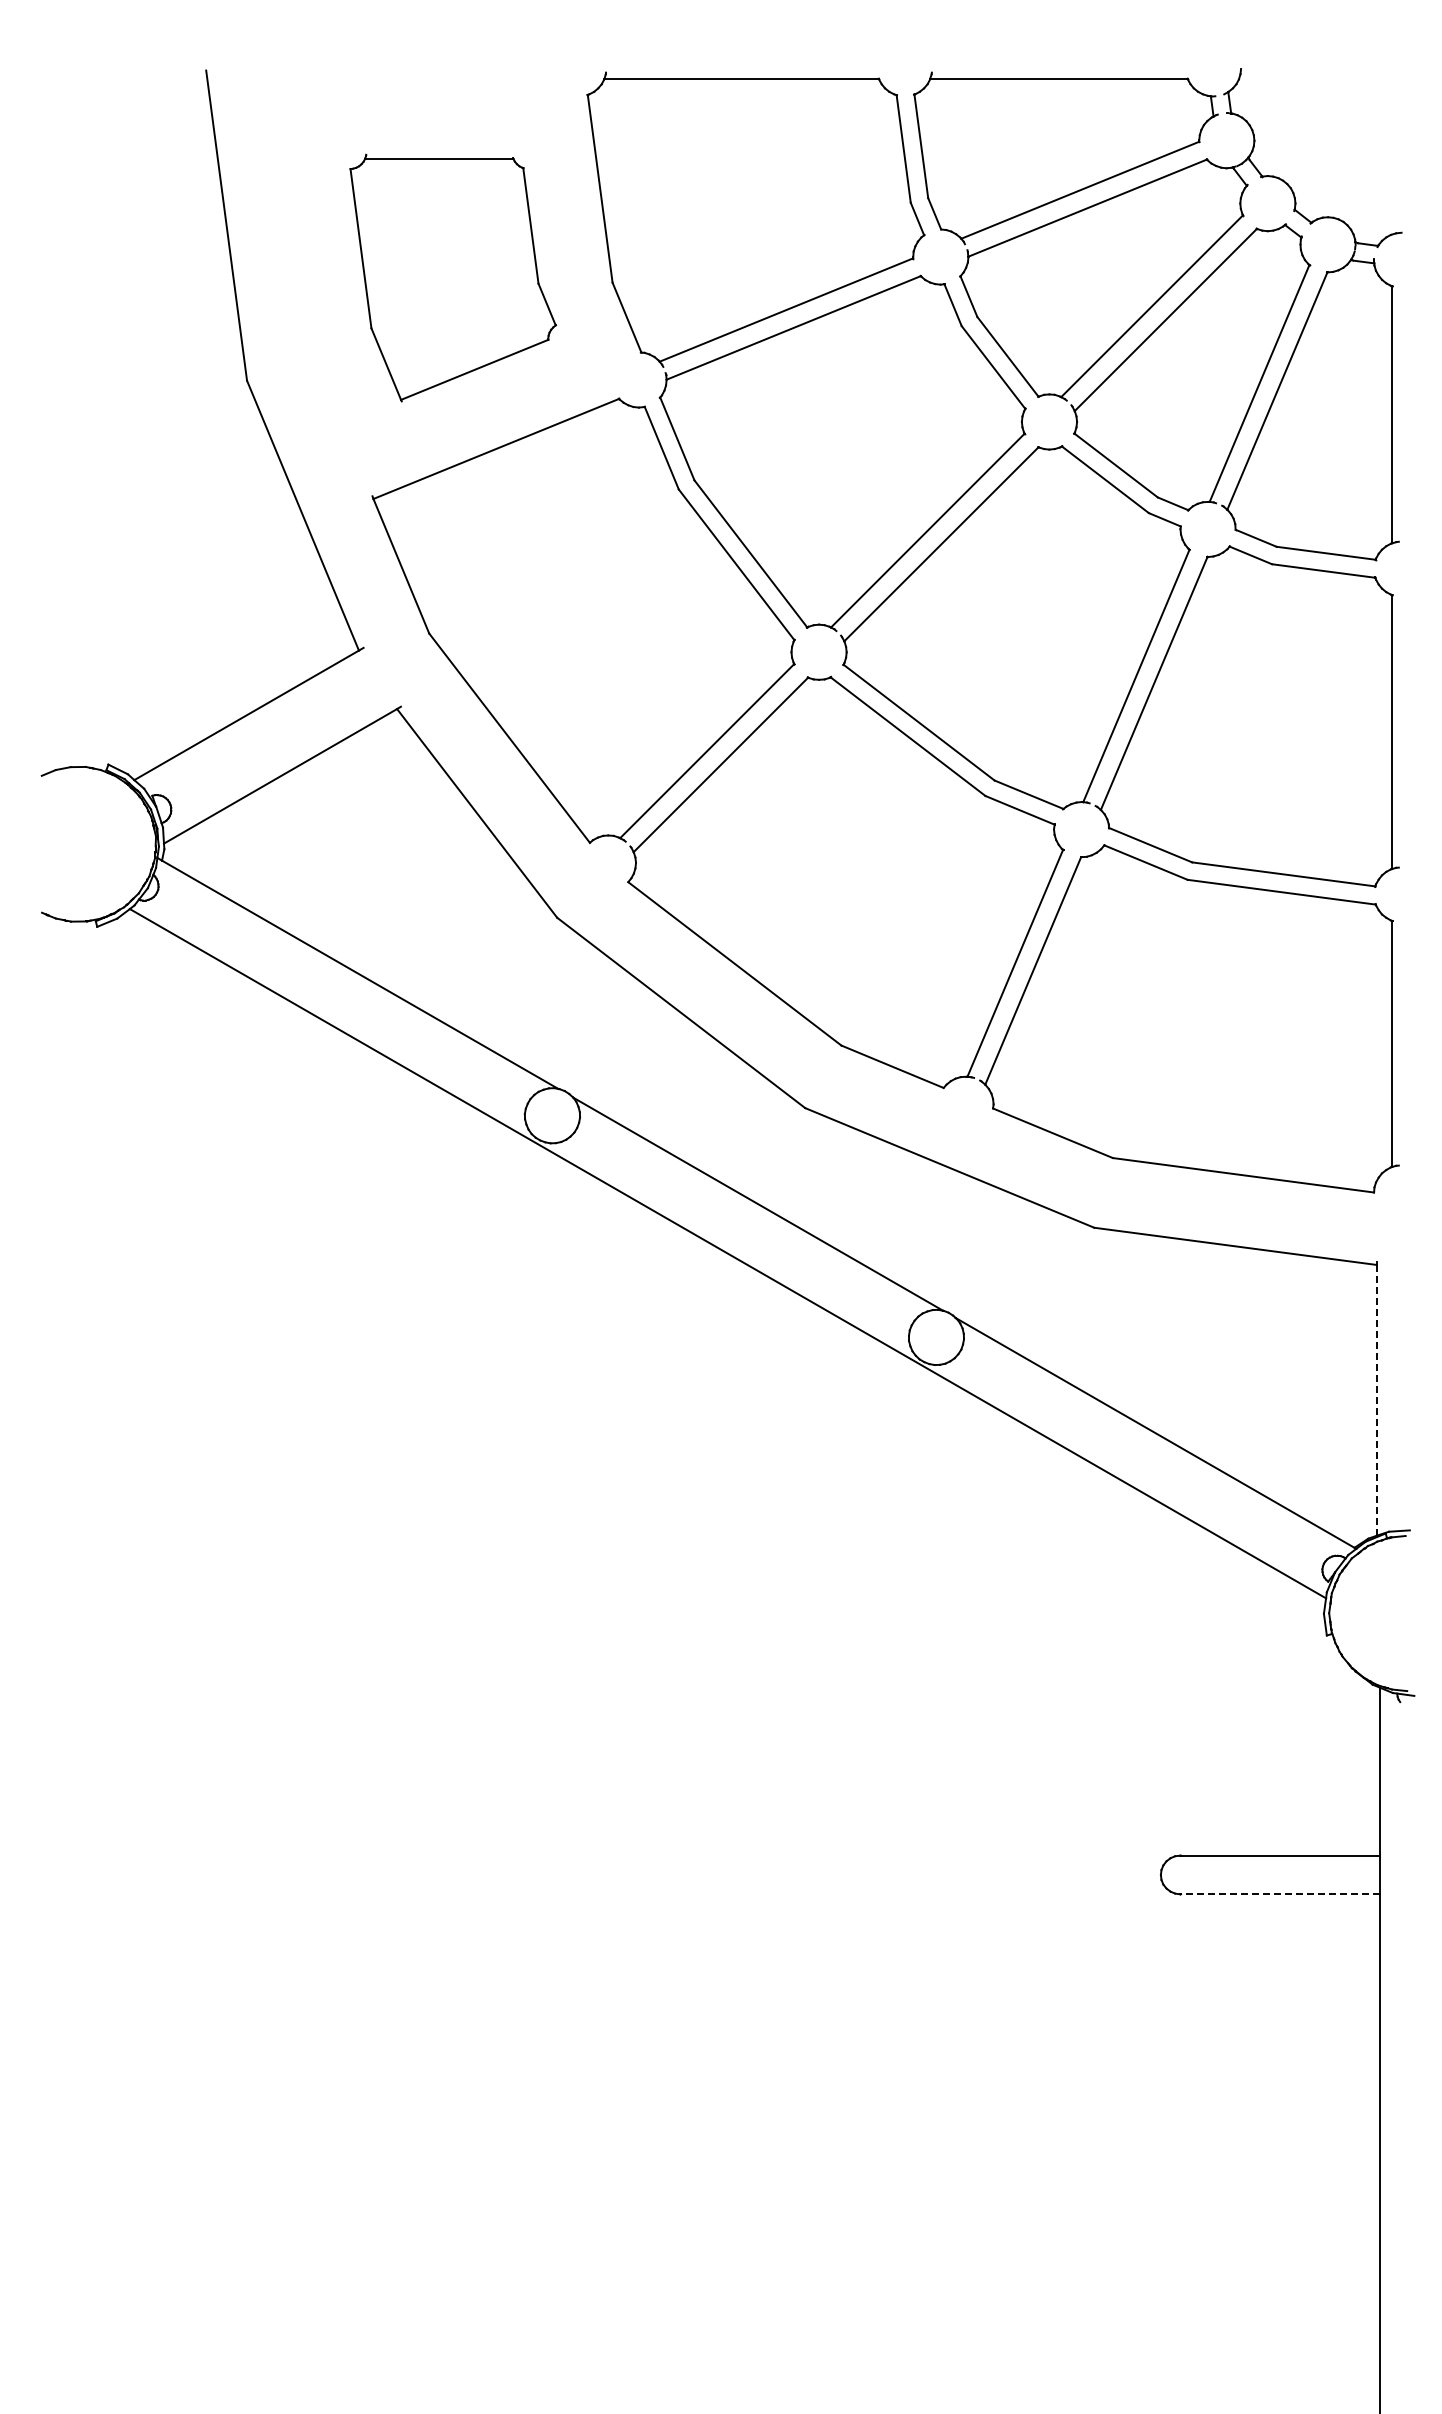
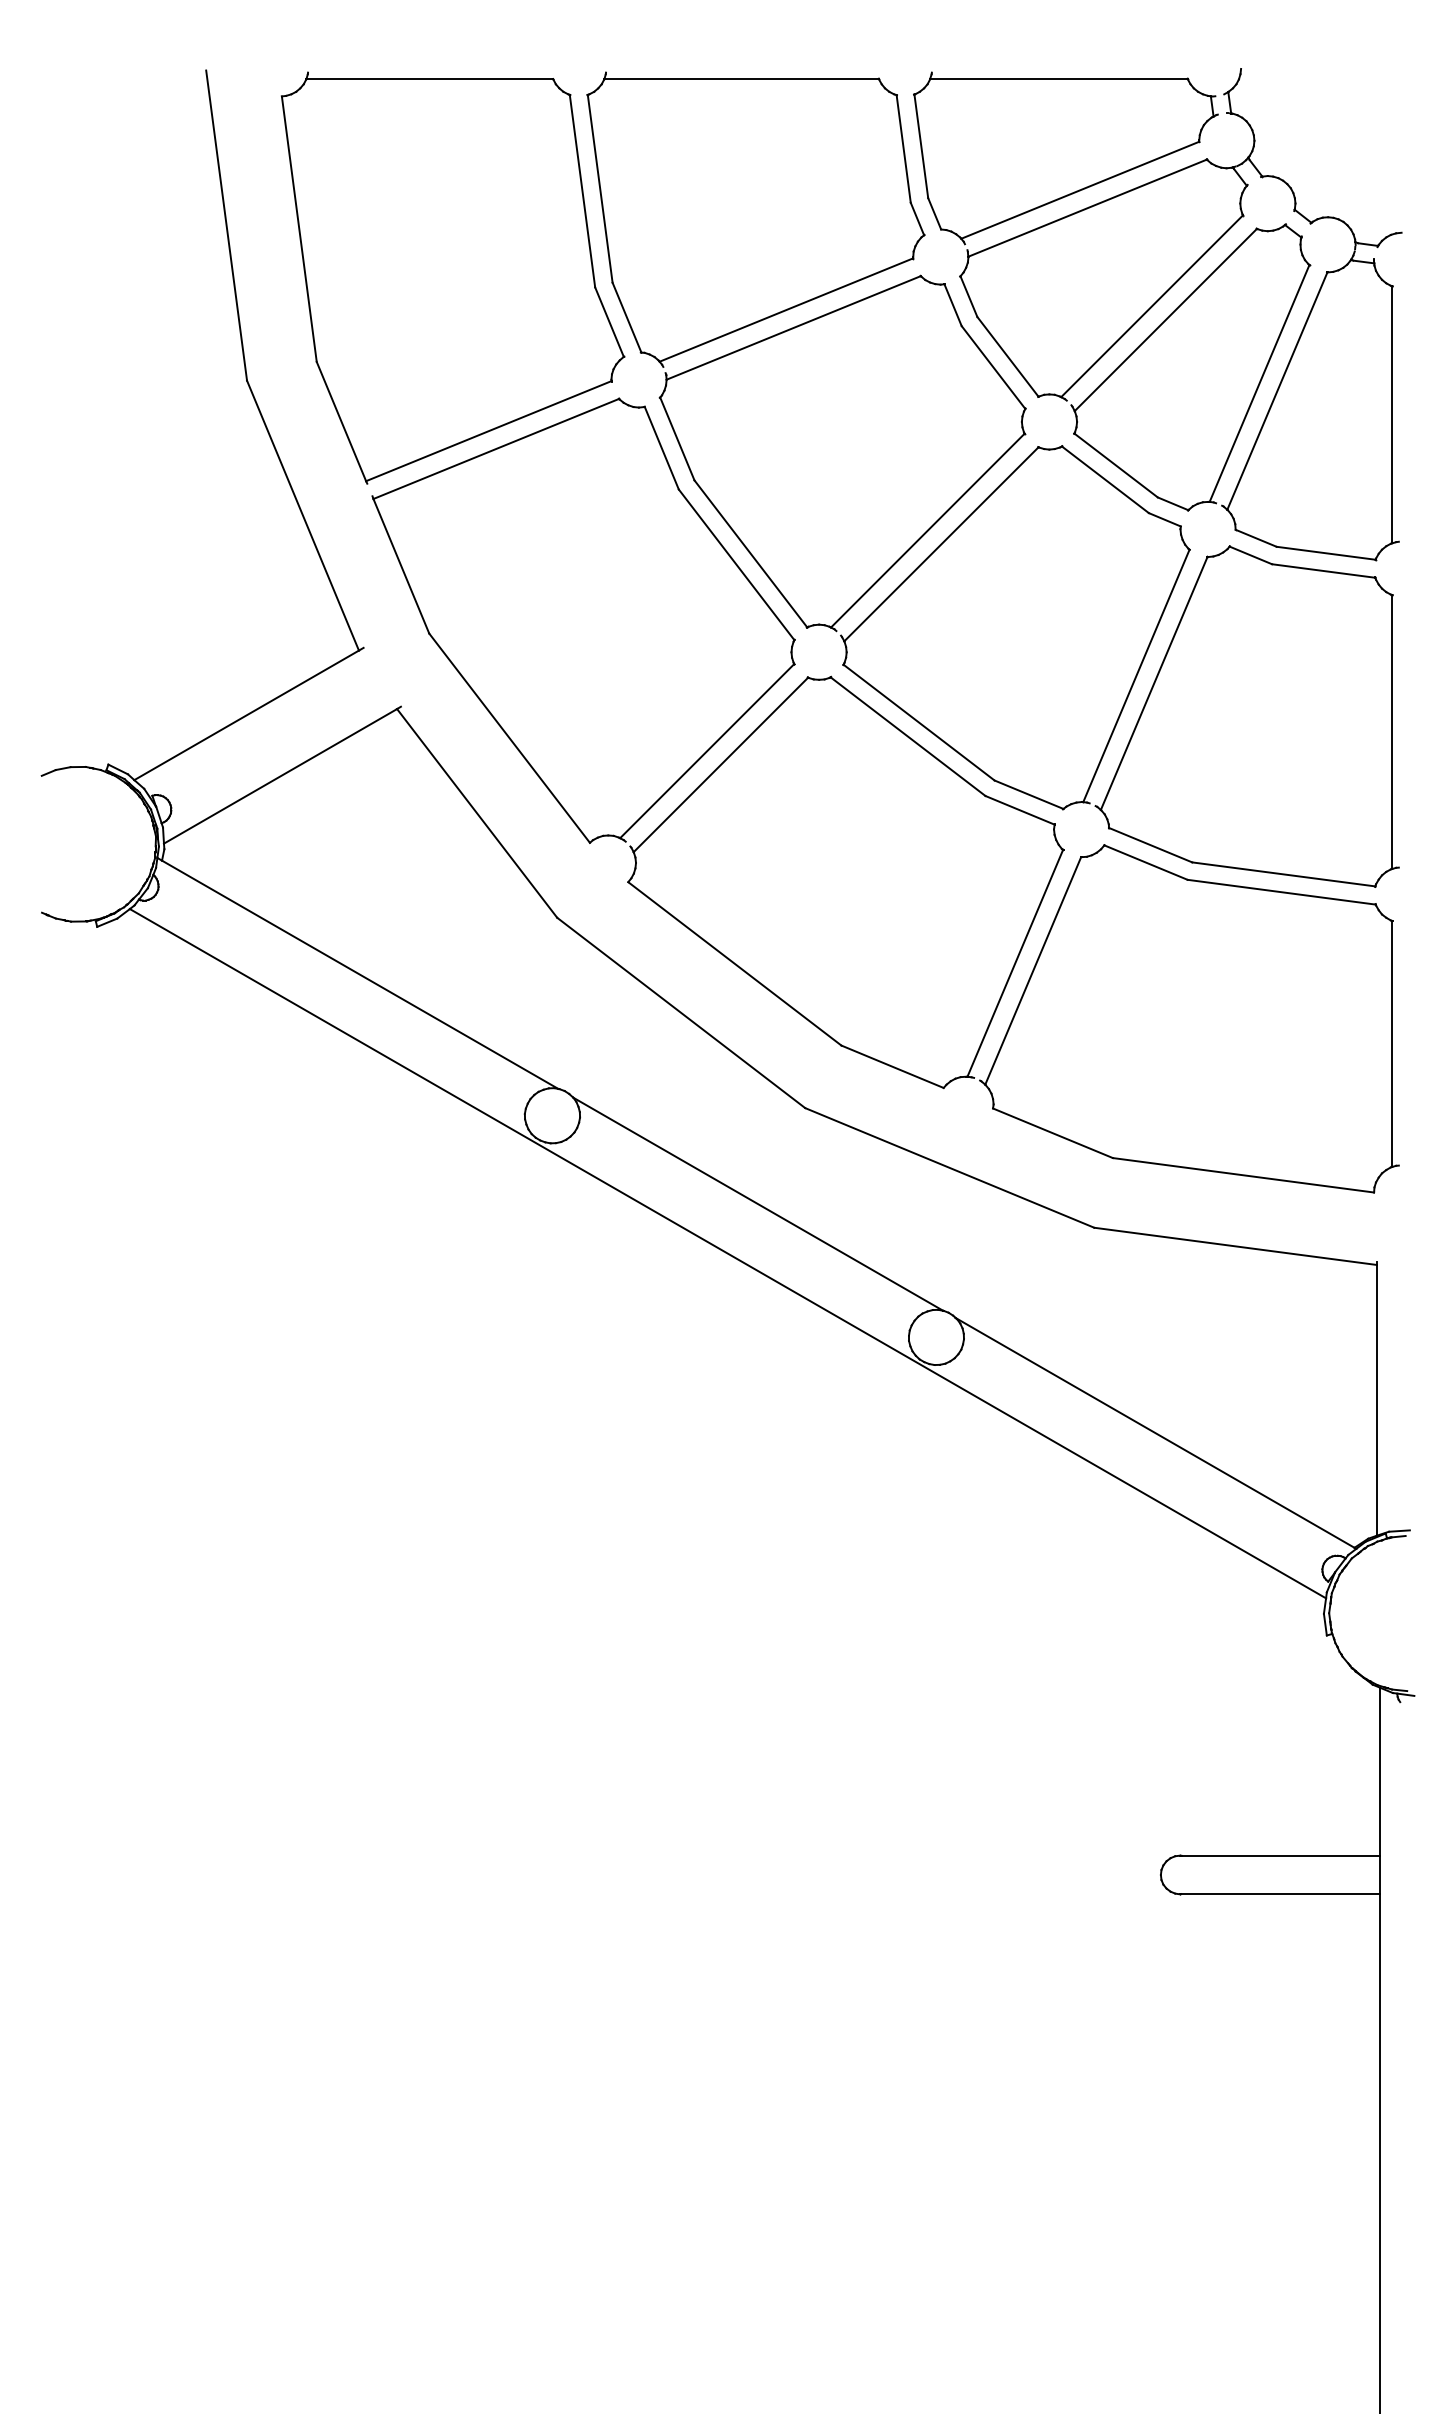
part size: 209x250 px -> 345x414 px (453, 277)
line: dashed -> solid (1376, 1400)
line: dashed -> solid (1280, 1894)
